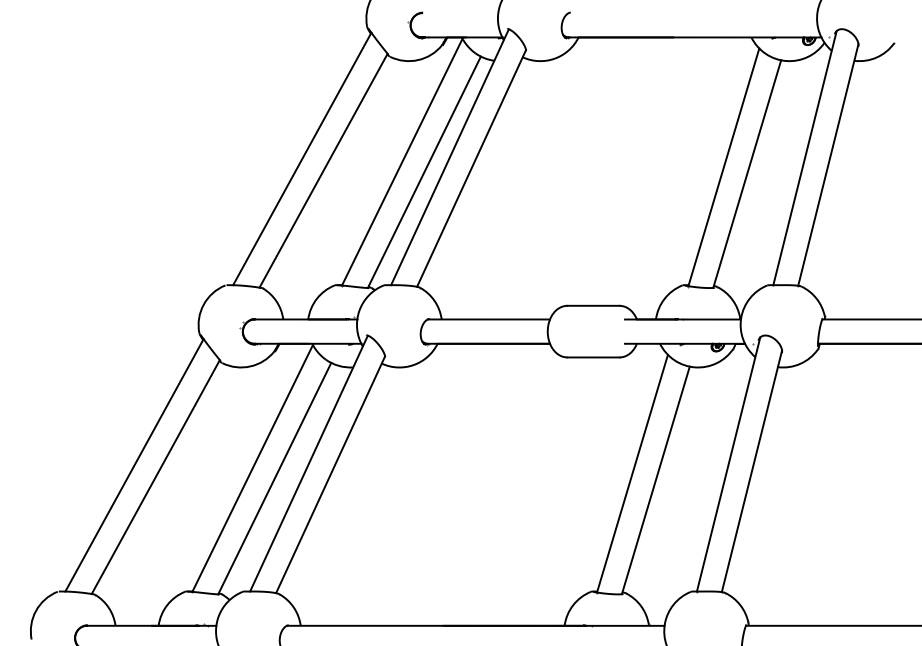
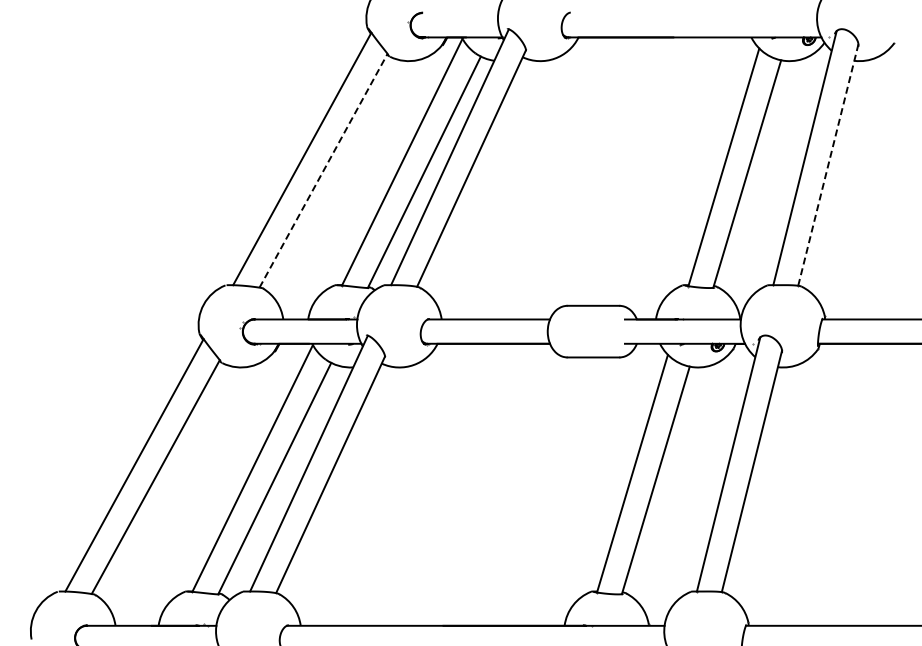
line: solid -> dashed (828, 164)
line: solid -> dashed (323, 170)
